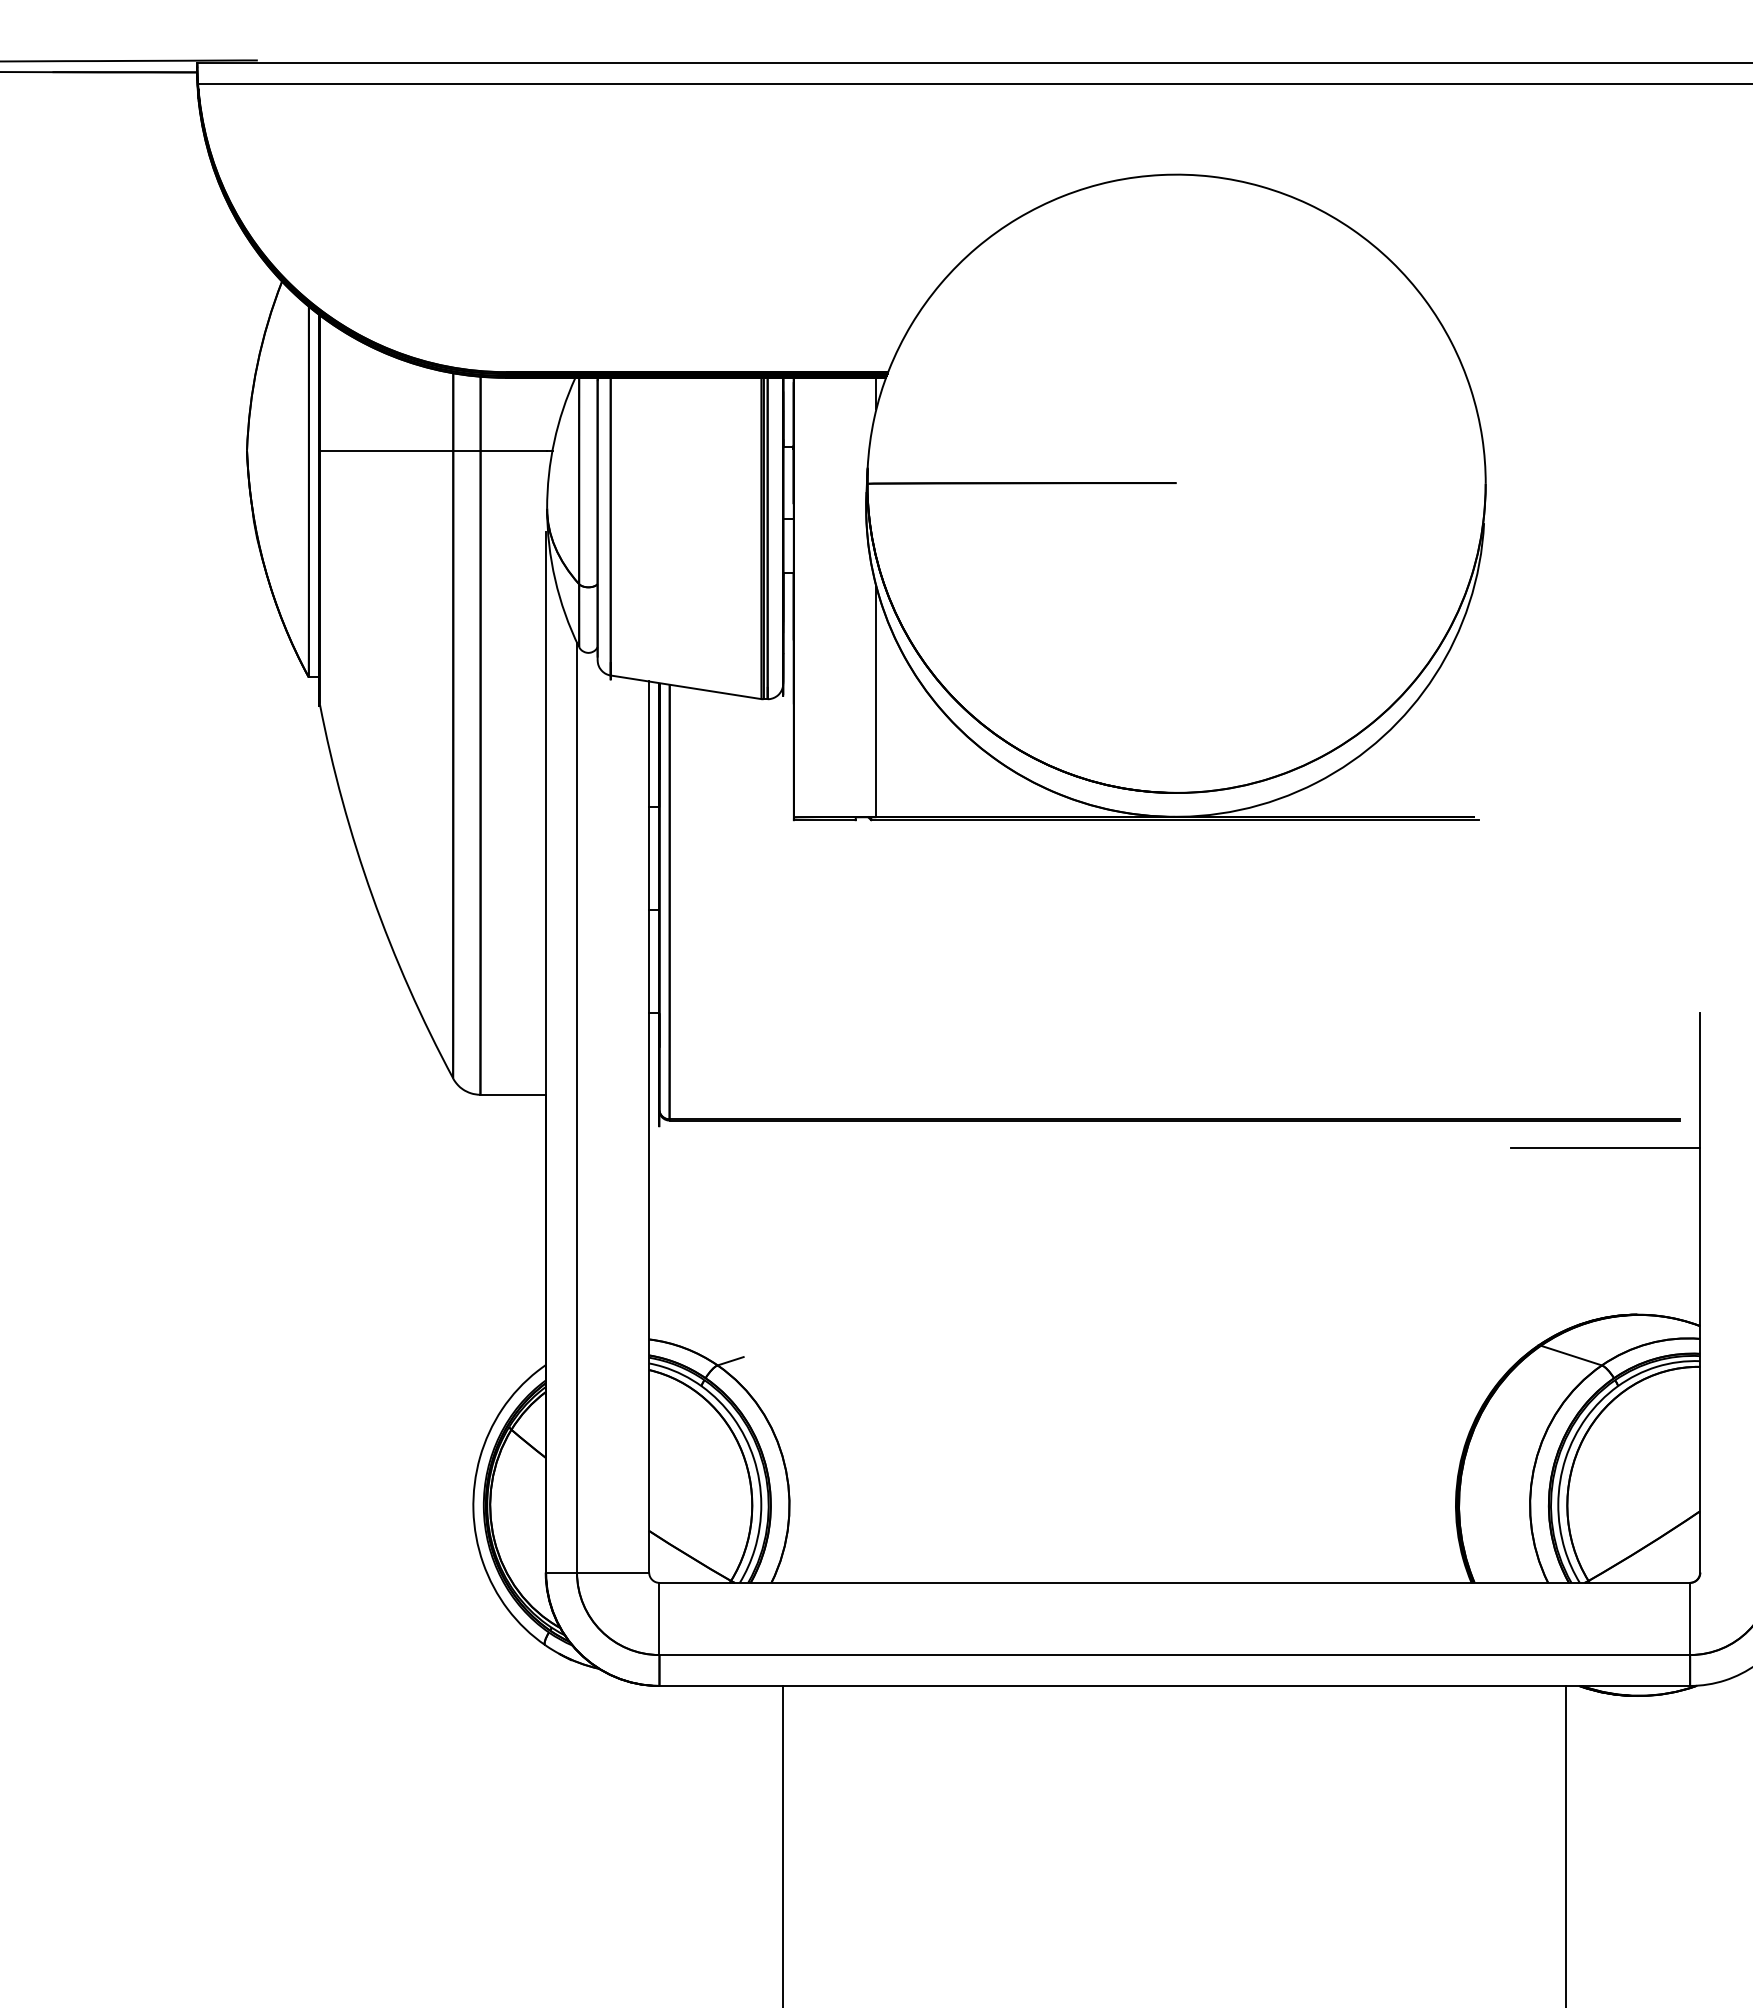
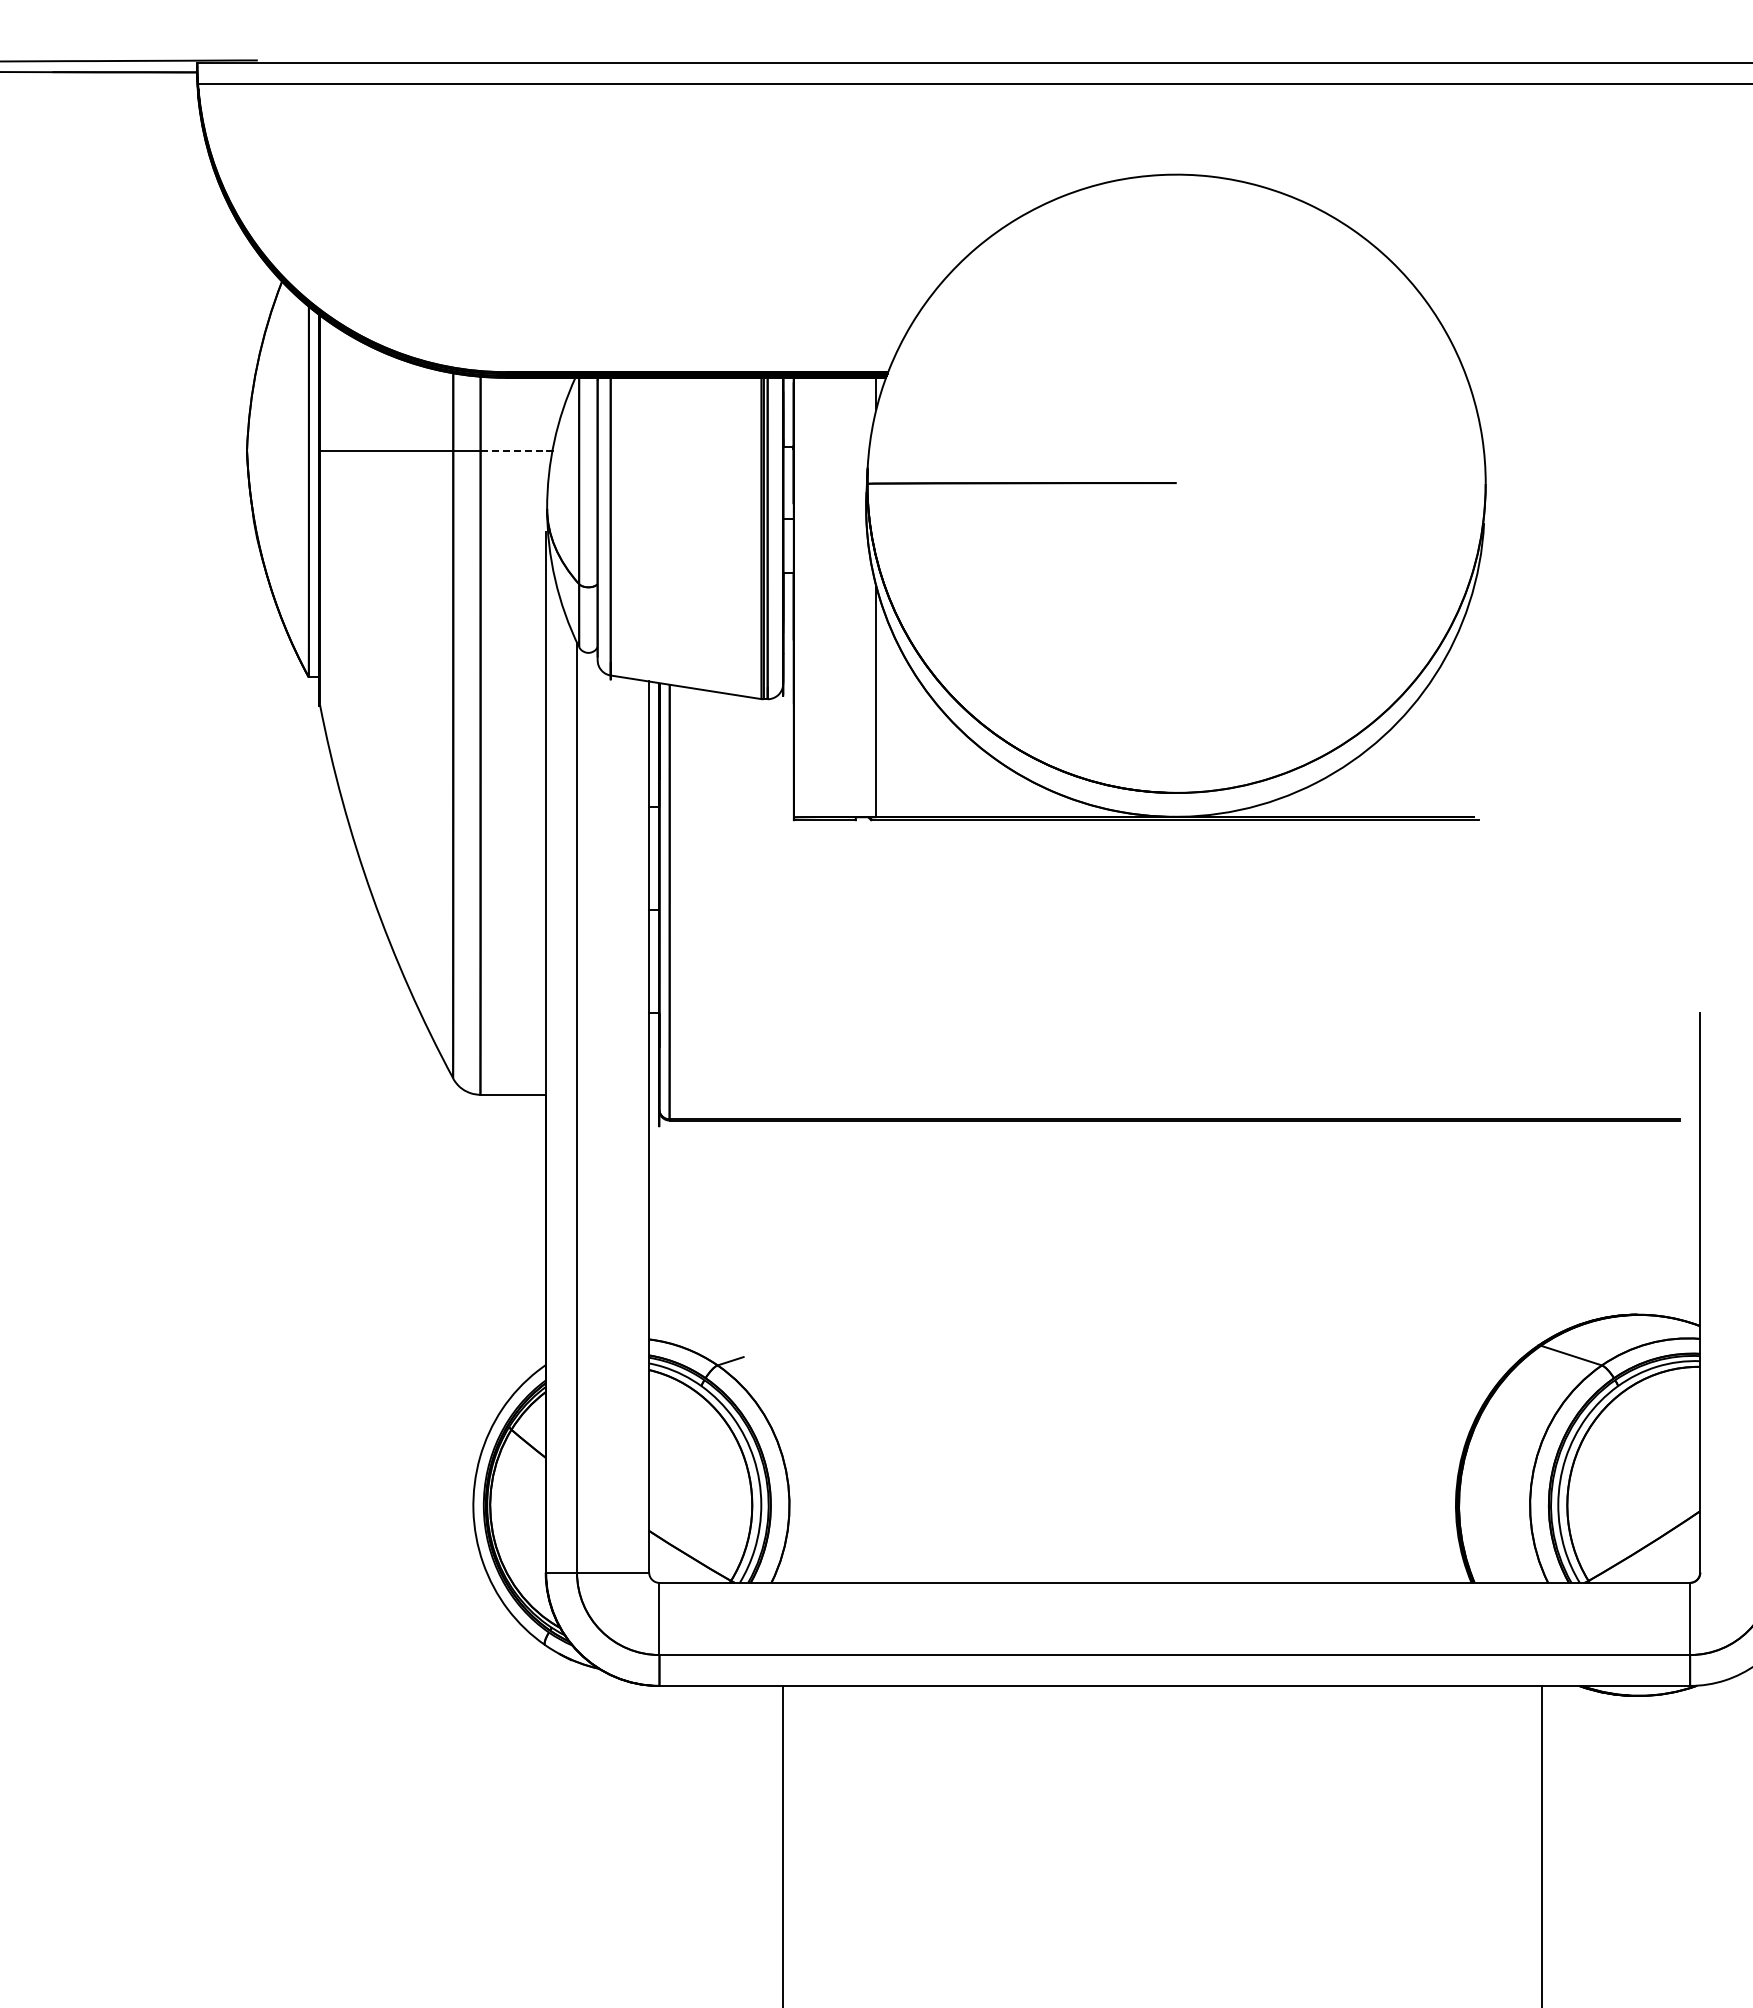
line: solid -> dashed (513, 450)
line: present -> none (1605, 1148)
line position: (1566, 1844) -> (1542, 1844) (1542, 1844)
